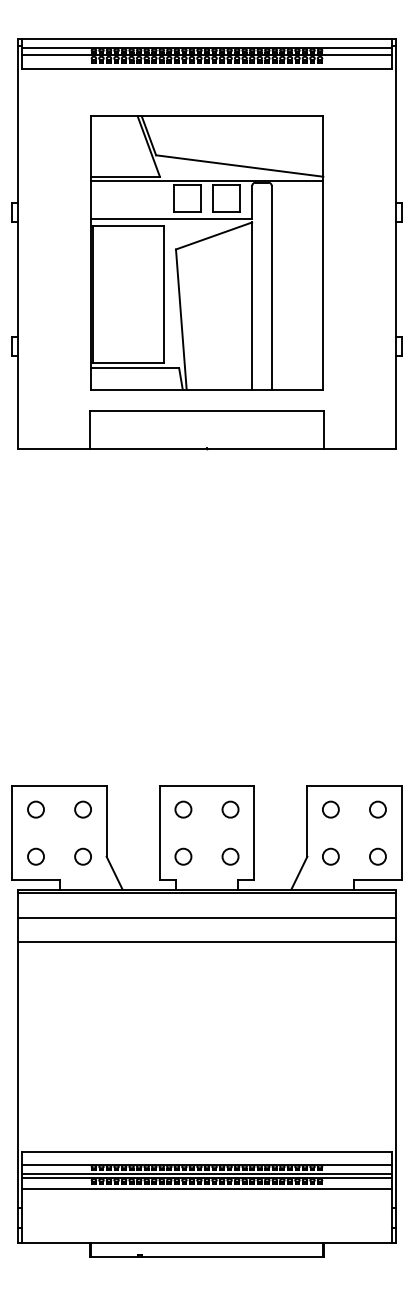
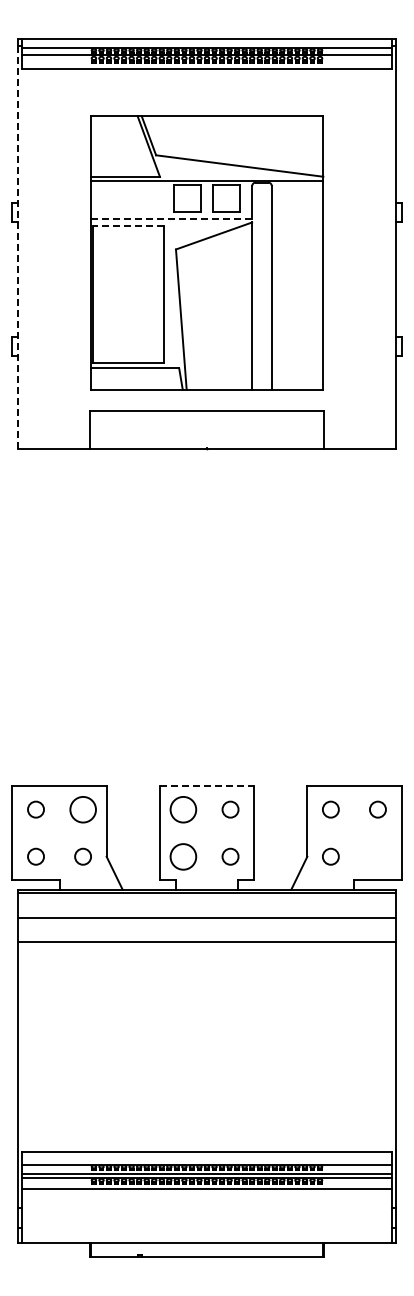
line: solid -> dashed (171, 219)
line: solid -> dashed (128, 226)
line: solid -> dashed (18, 247)
line: solid -> dashed (207, 786)
circle size: 18x19 px -> 28x28 px (82, 809)
circle size: 19x19 px -> 29x28 px (183, 809)
circle size: 19x19 px -> 29x28 px (183, 856)
circle: present -> none (377, 856)
